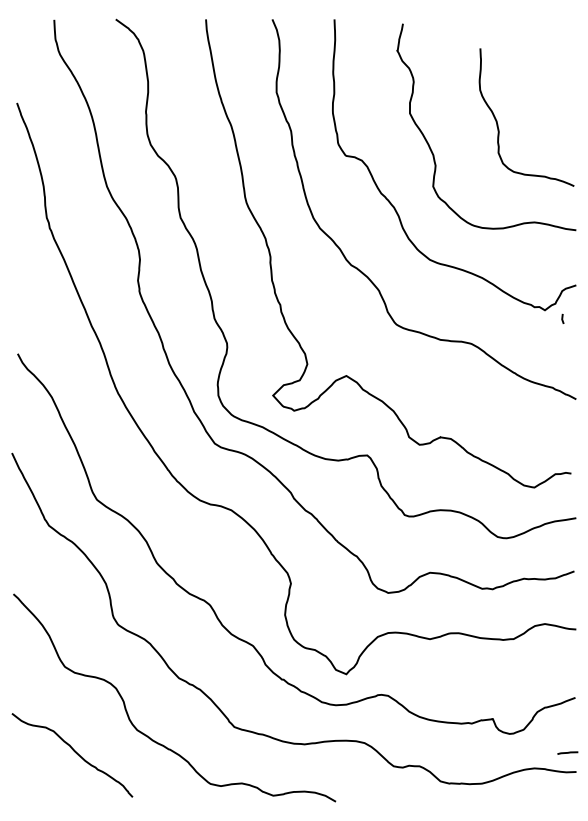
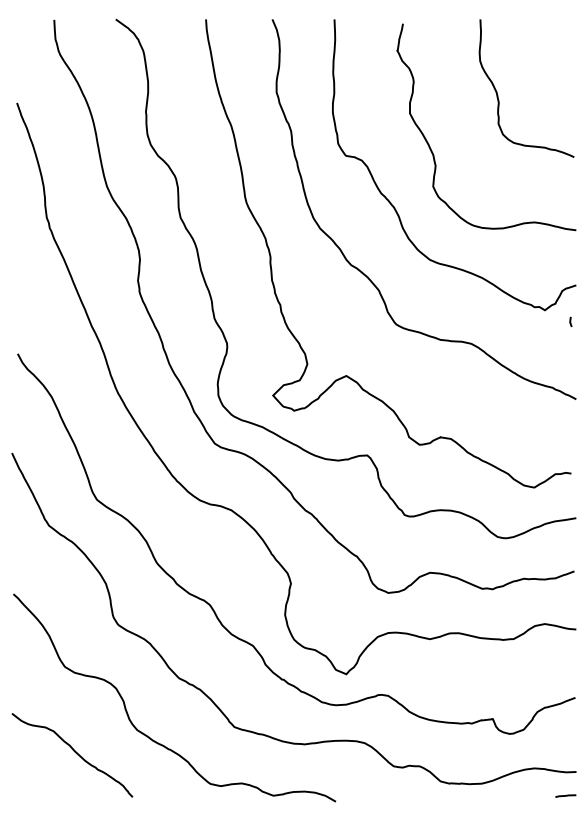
curve position: (498, 124) -> (498, 95) (498, 95)
line position: (562, 318) -> (570, 321) (570, 321)
line position: (567, 752) -> (565, 795) (565, 795)
